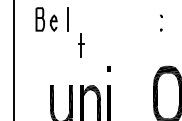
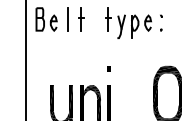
part: none -> present (128, 23)
part position: (81, 45) -> (81, 19) (81, 19)
line position: (13, 59) -> (25, 59) (25, 59)
